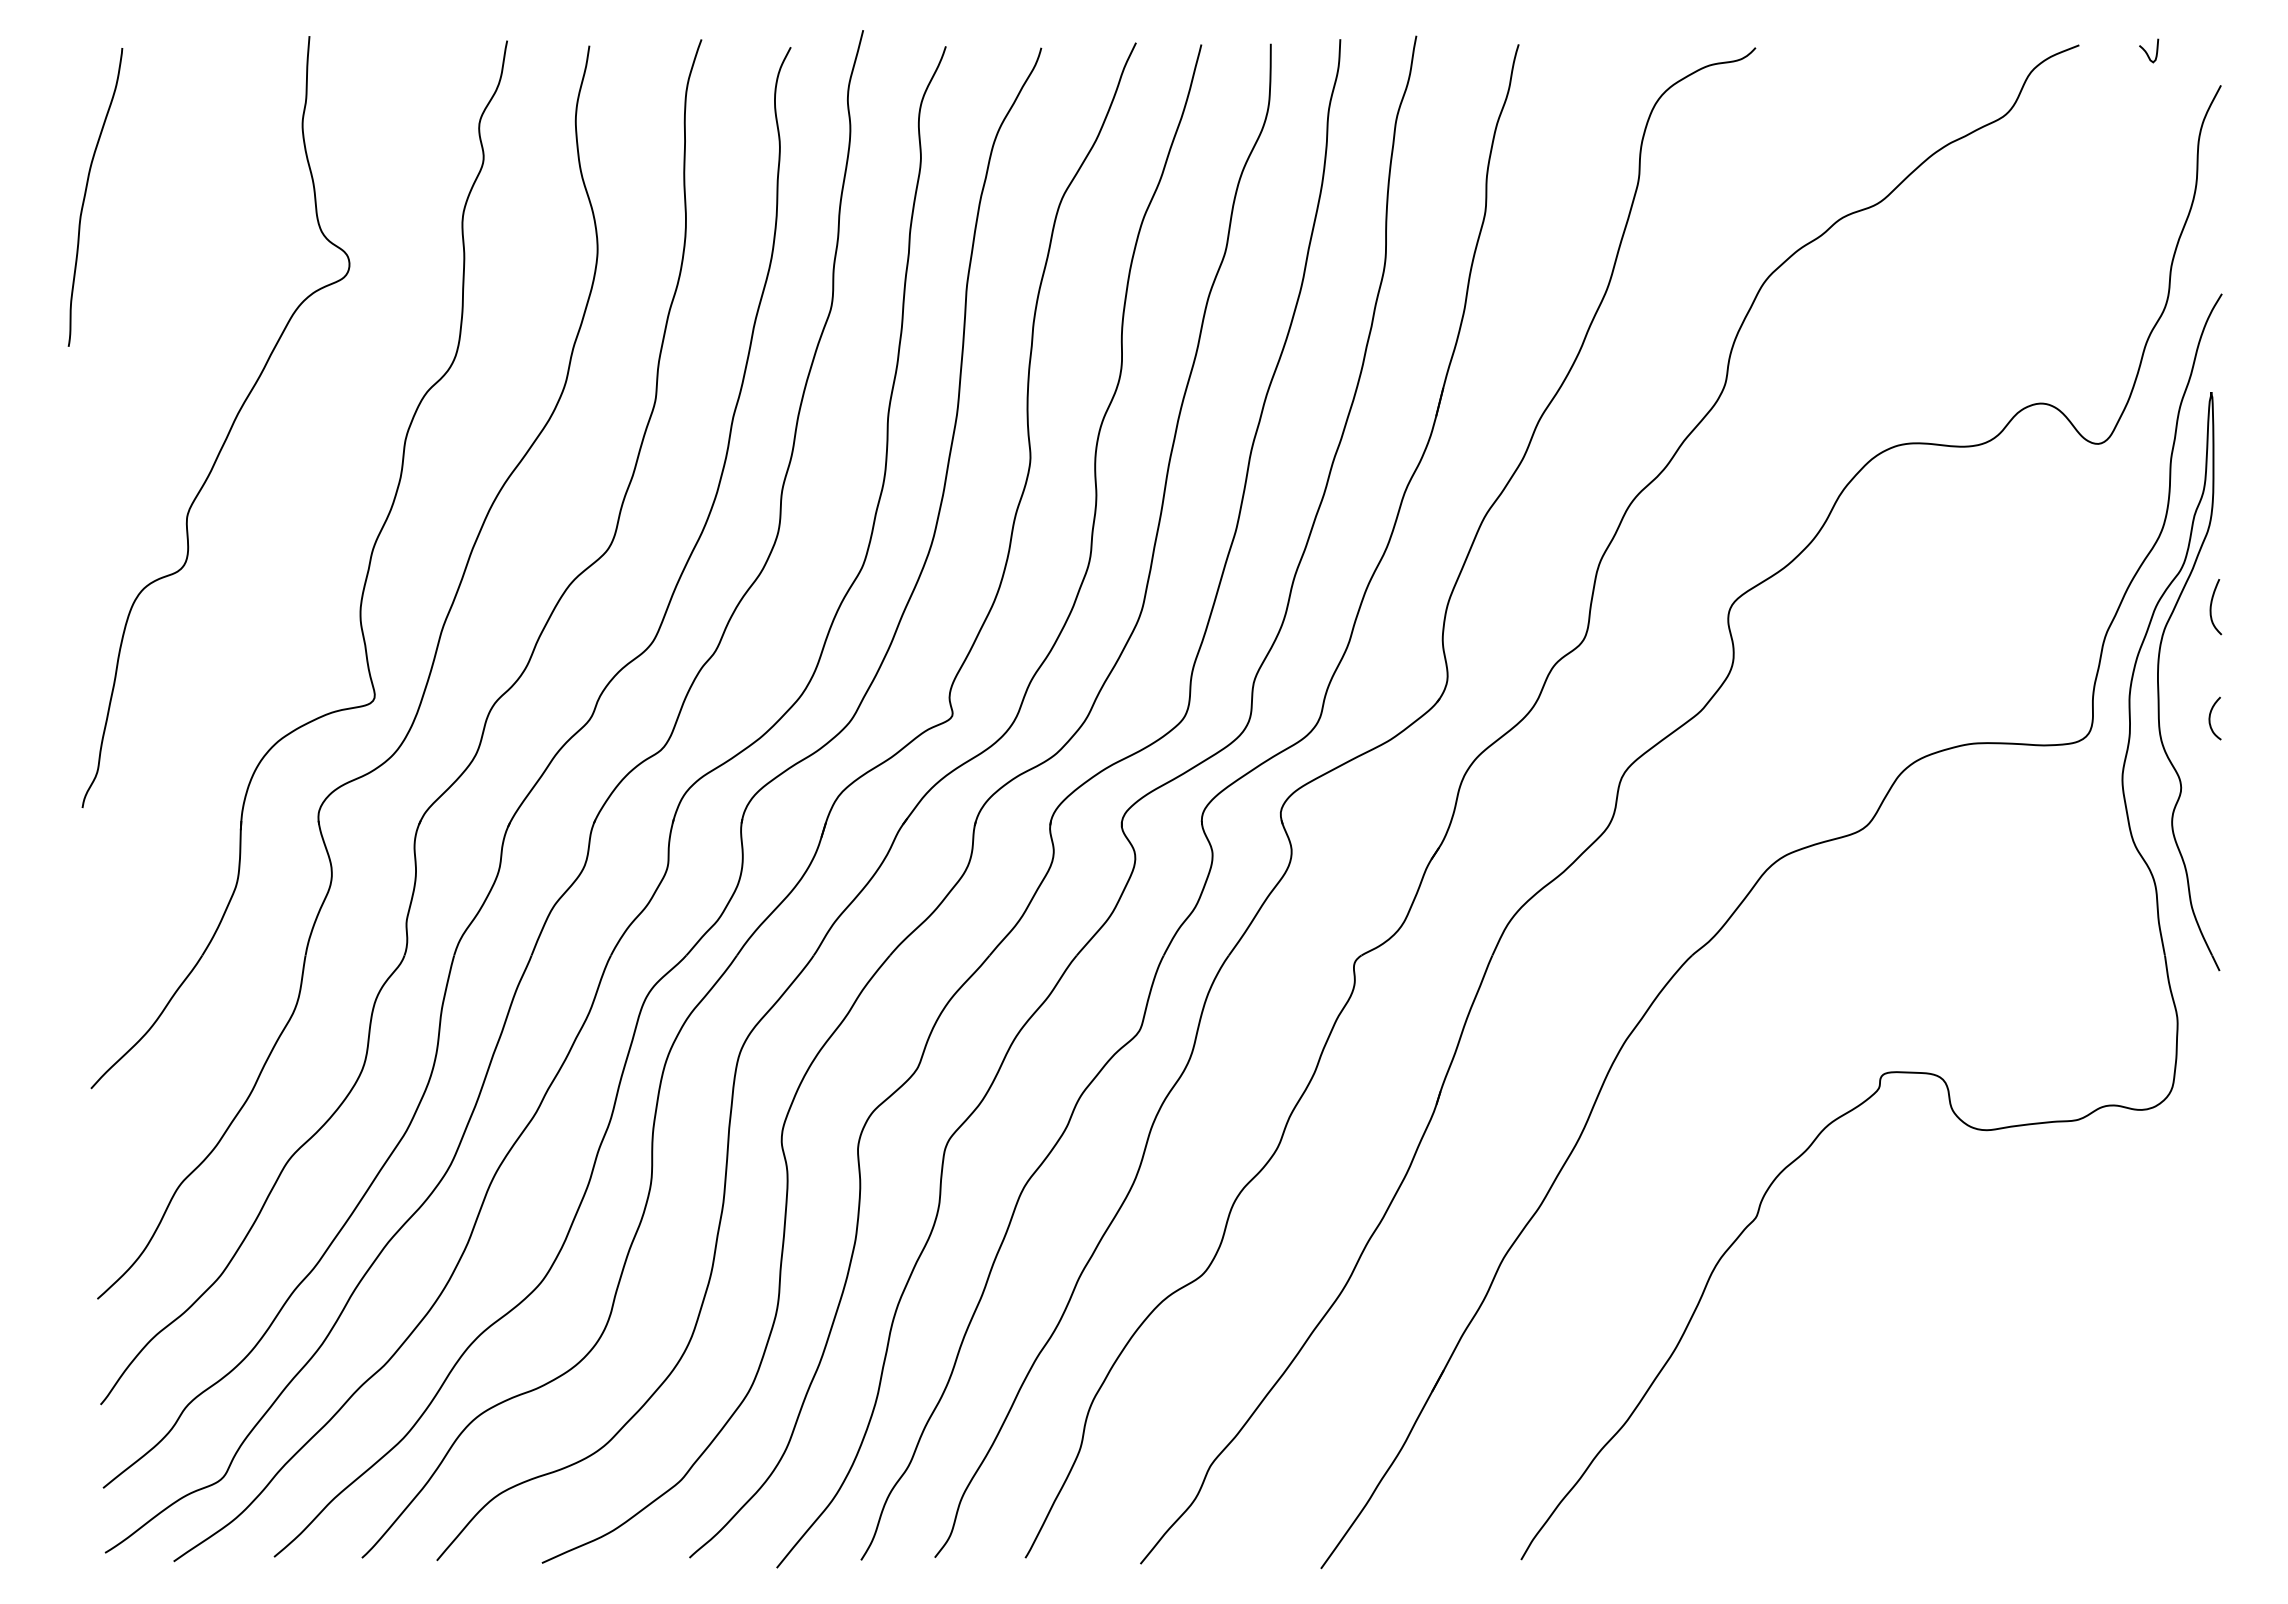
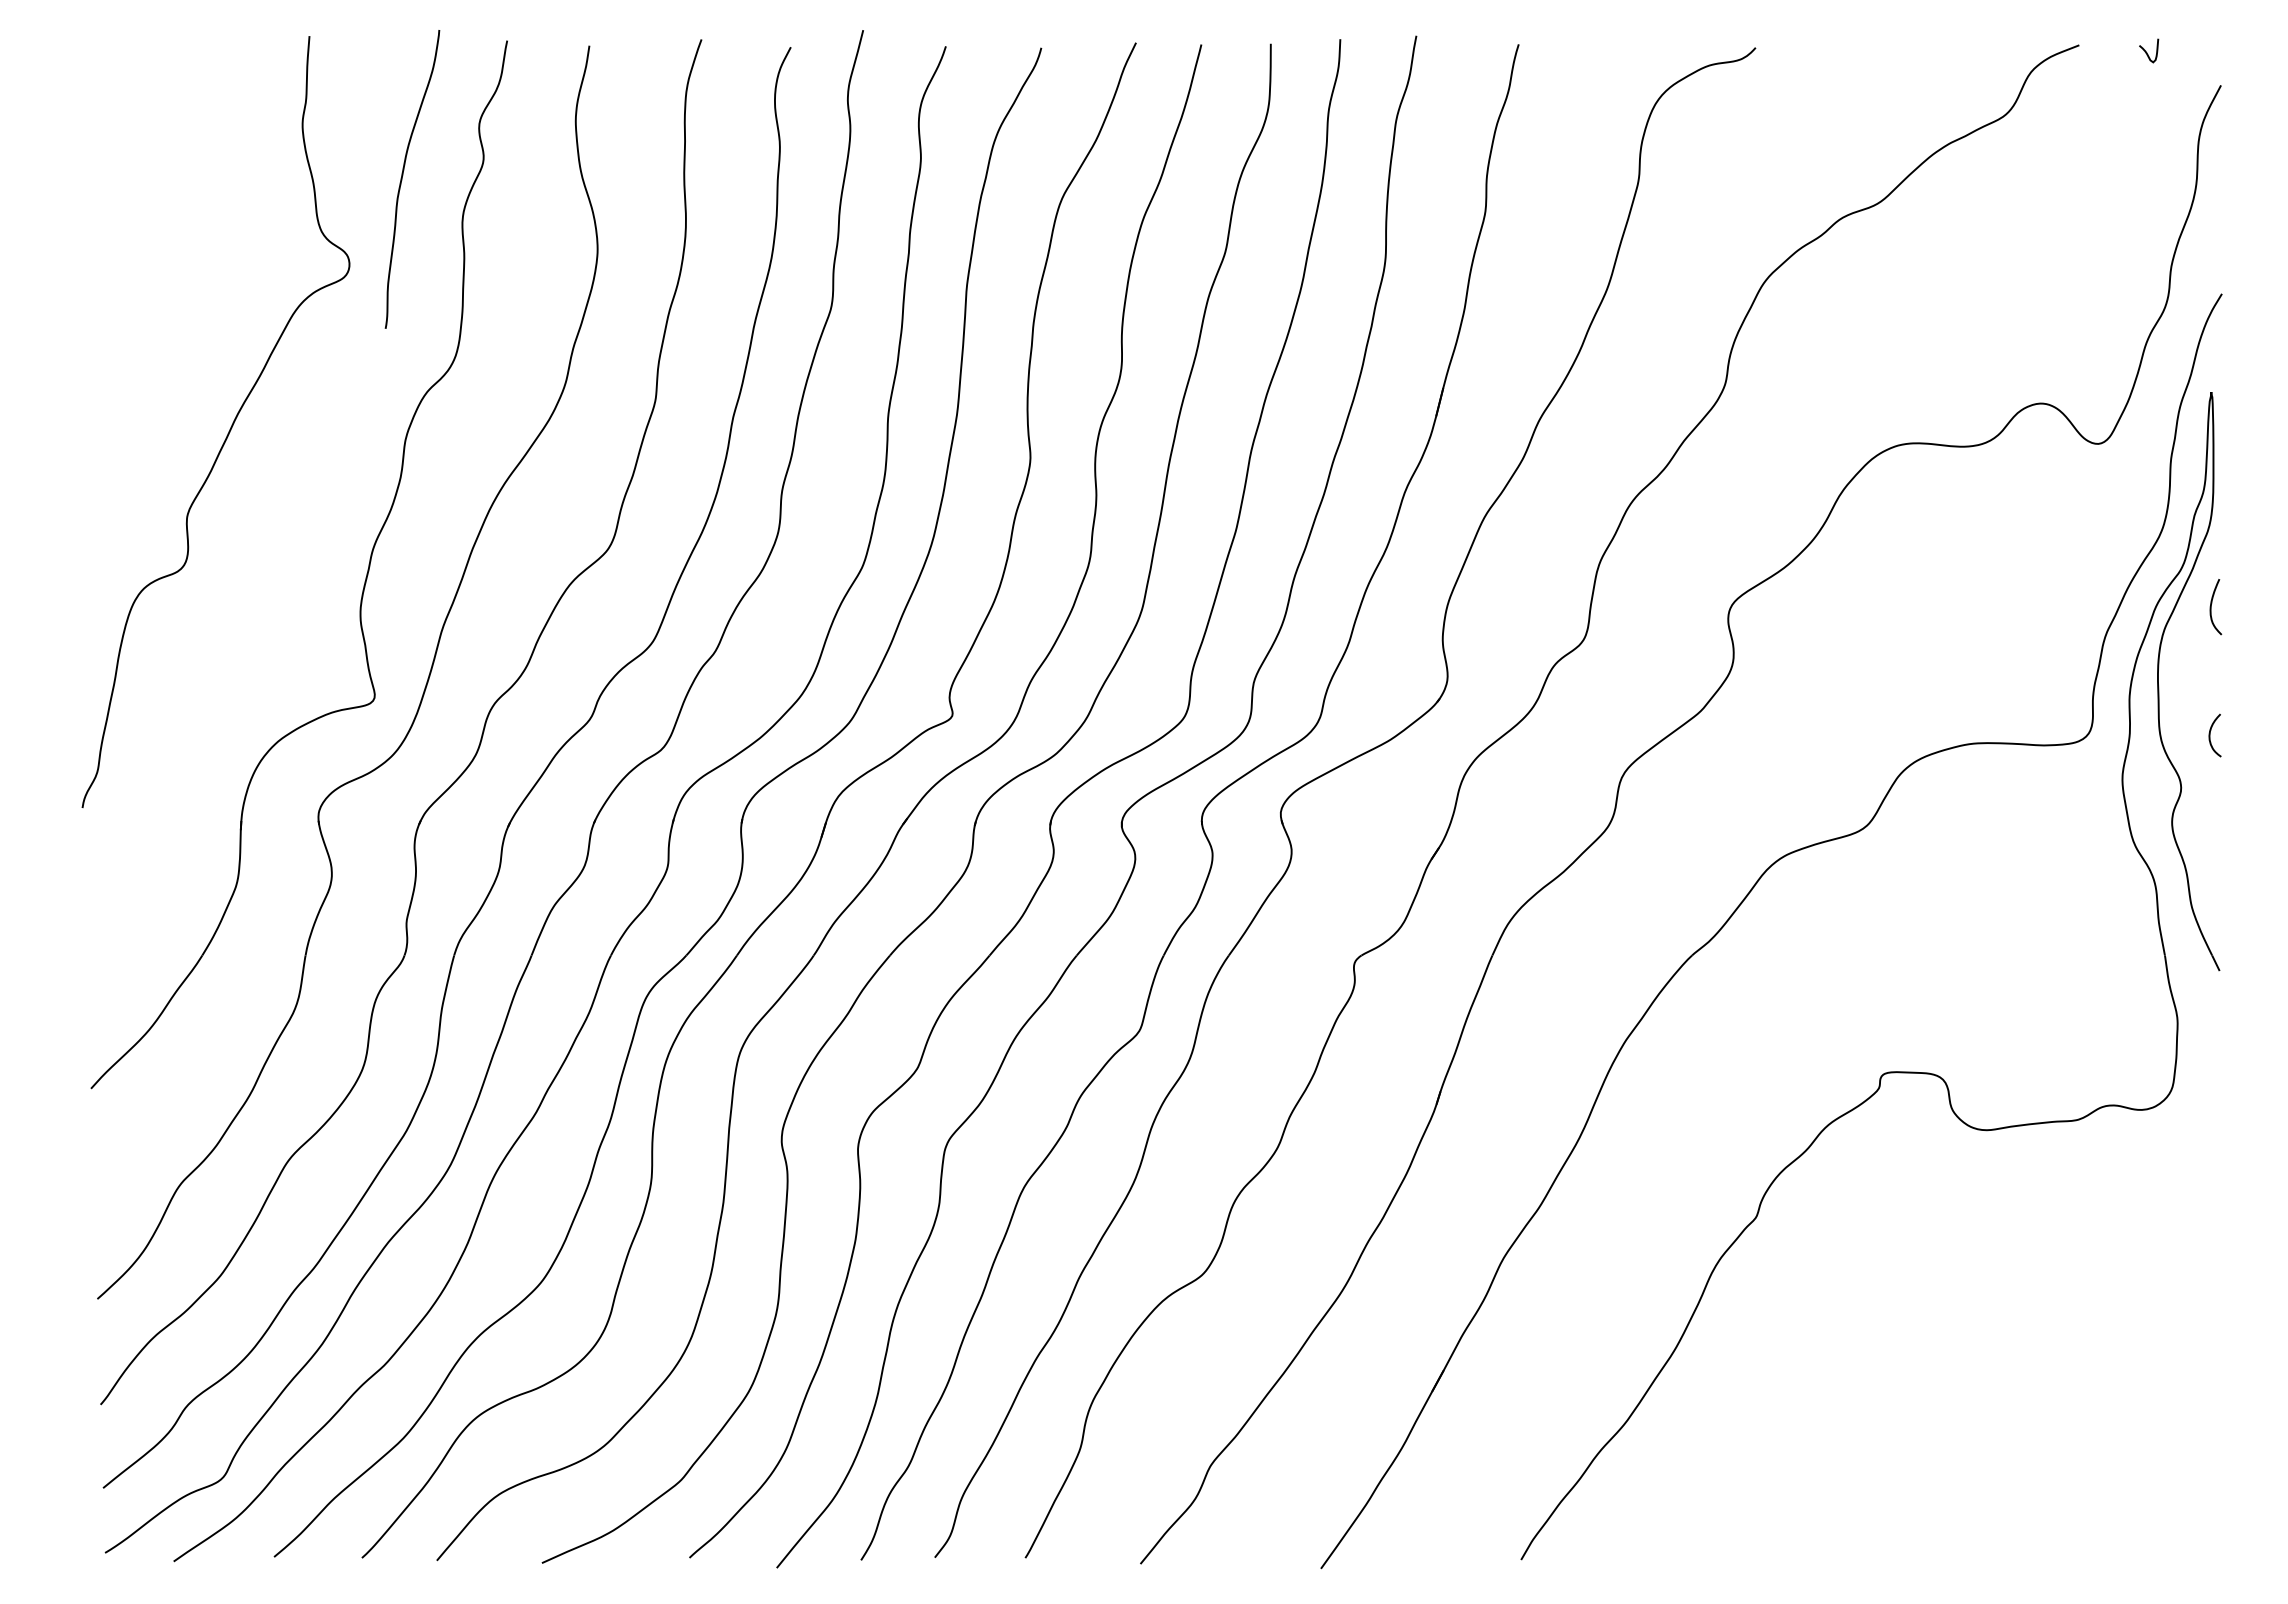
curve position: (86, 193) -> (403, 175) (403, 175)
curve position: (2210, 718) -> (2210, 735) (2210, 735)
